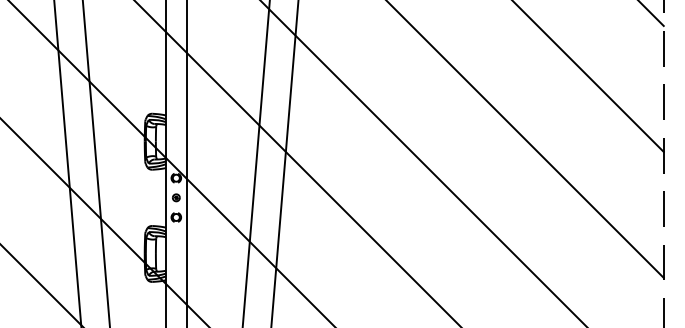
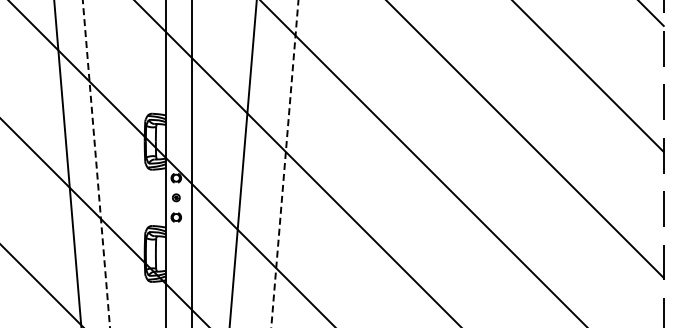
line: solid -> dashed (96, 163)
line position: (187, 163) -> (192, 163) (192, 163)
line position: (255, 163) -> (242, 163) (242, 163)
line: solid -> dashed (284, 163)
